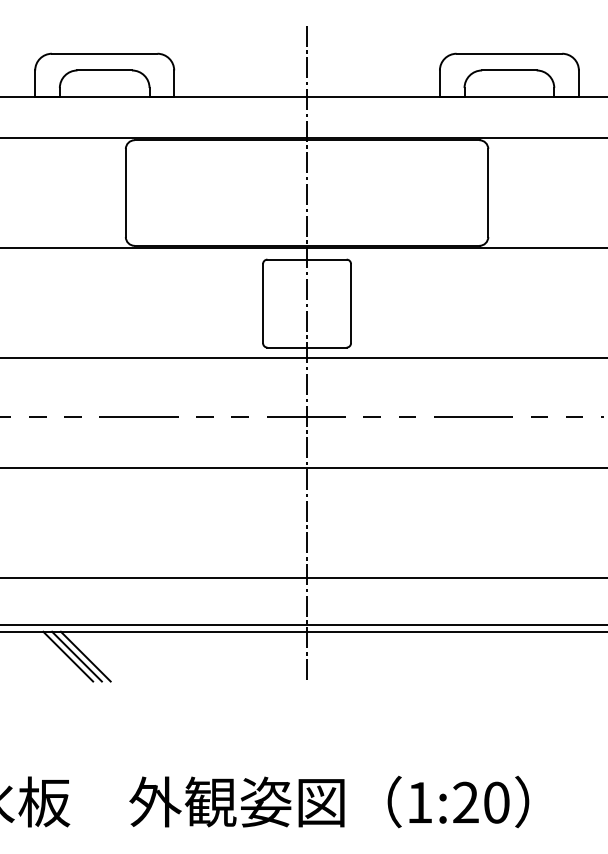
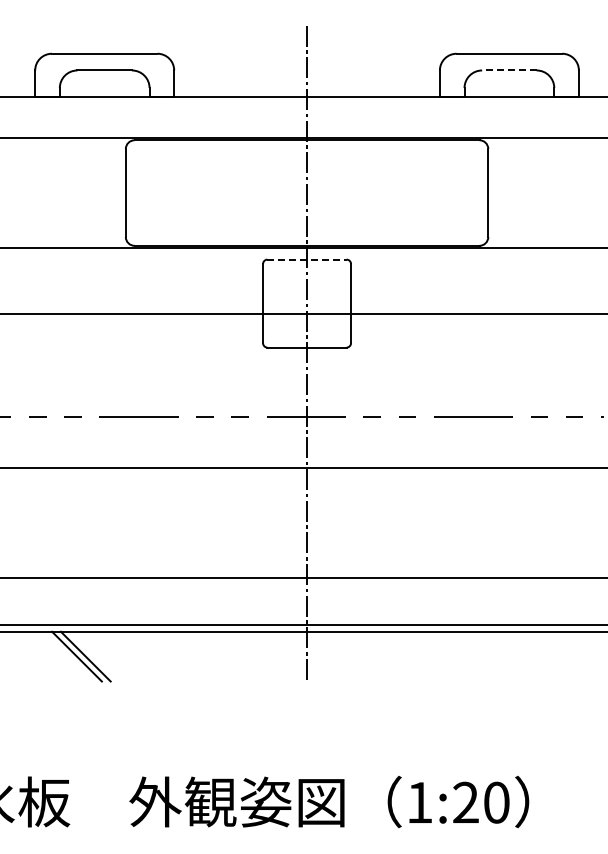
line: solid -> dashed (508, 70)
line: solid -> dashed (307, 259)
line position: (303, 357) -> (303, 313) (303, 313)
line: present -> none (68, 656)
